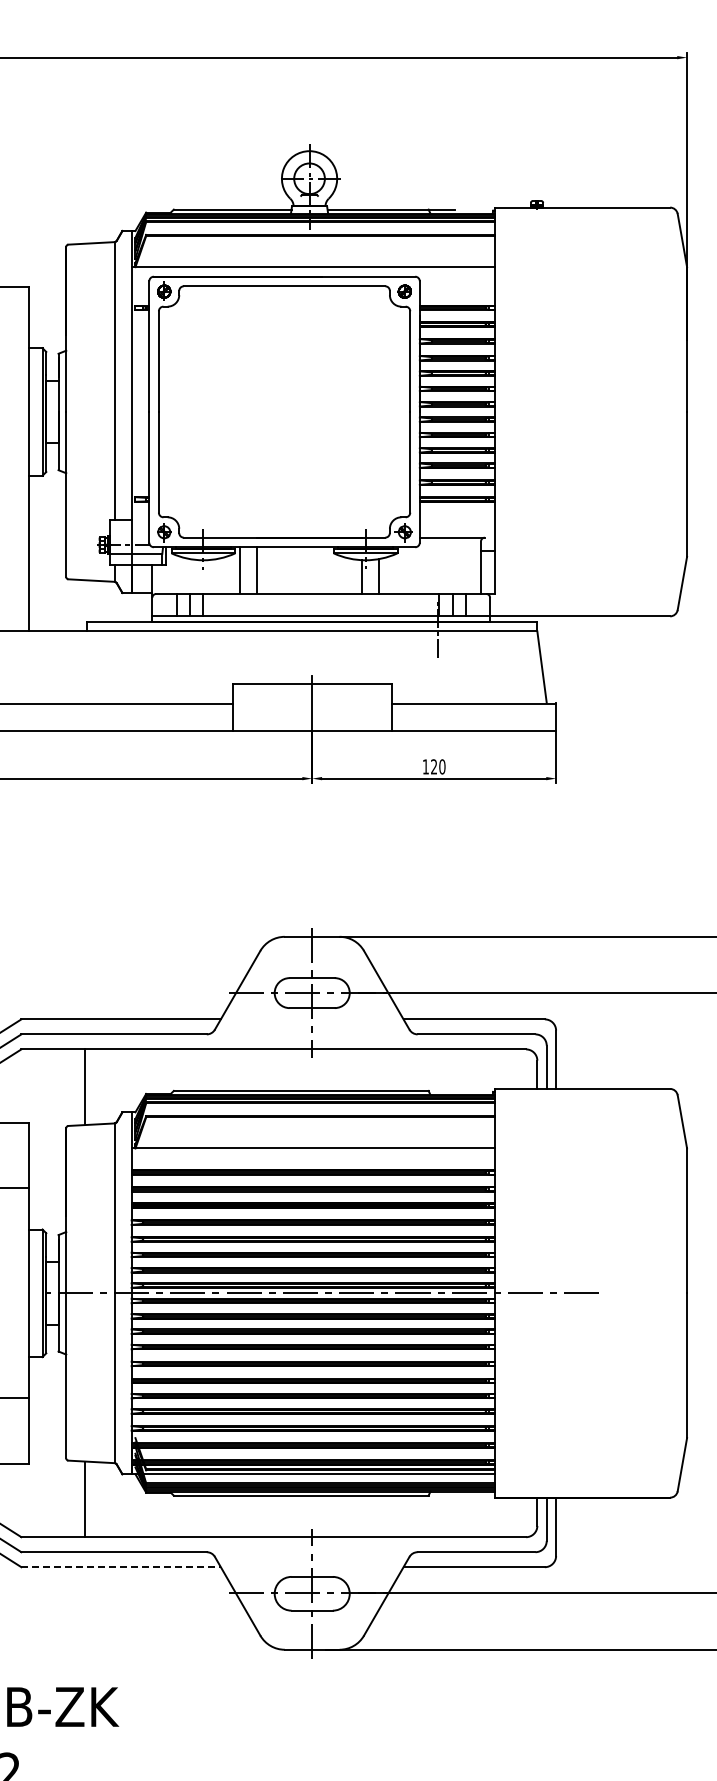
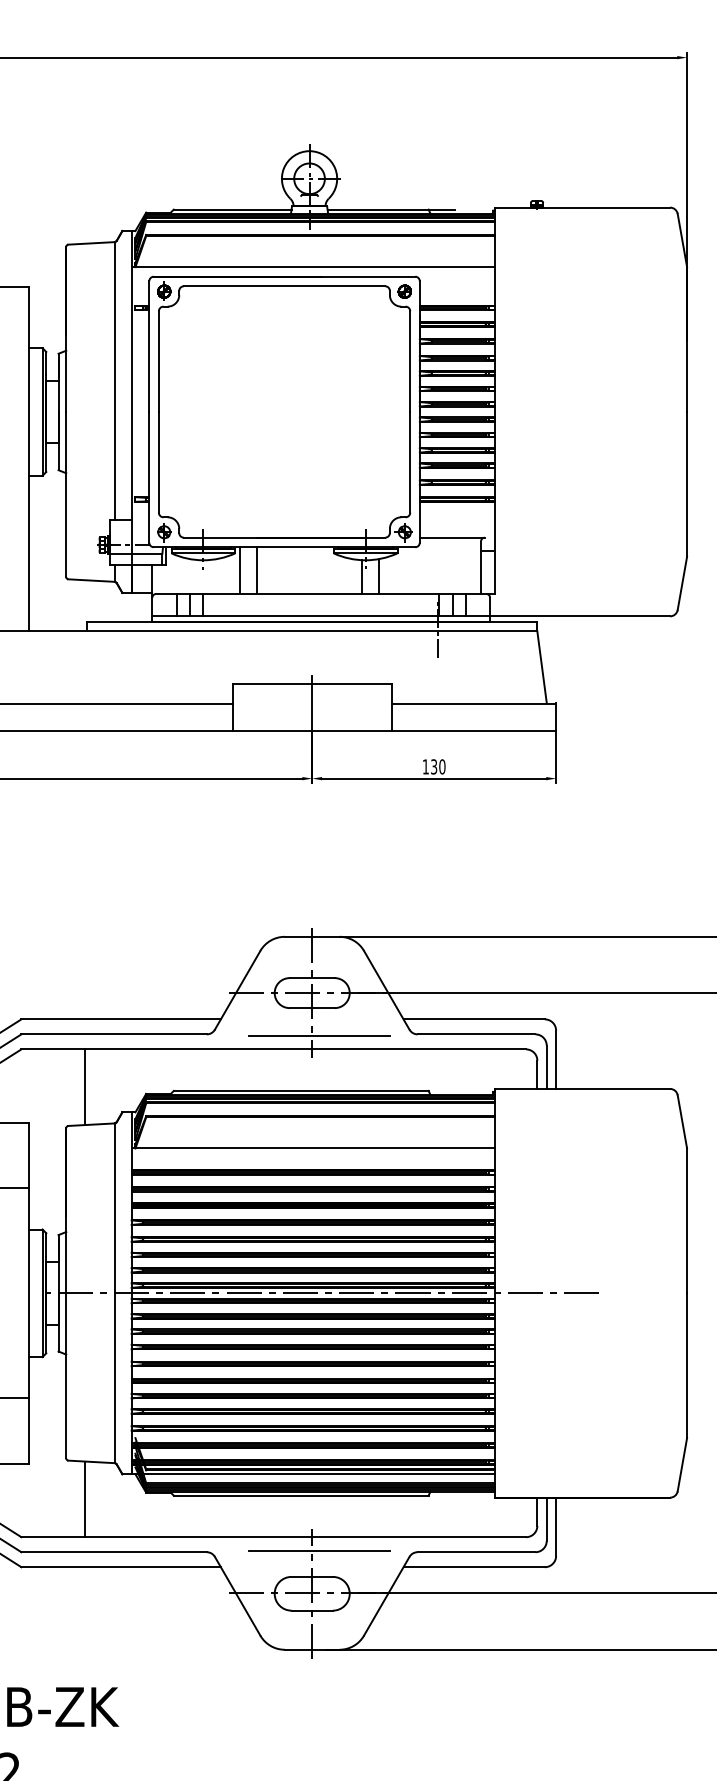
text: 120 -> 130 (434, 766)
line: none -> present (319, 1035)
line: none -> present (319, 1550)
line: dashed -> solid (121, 1567)
